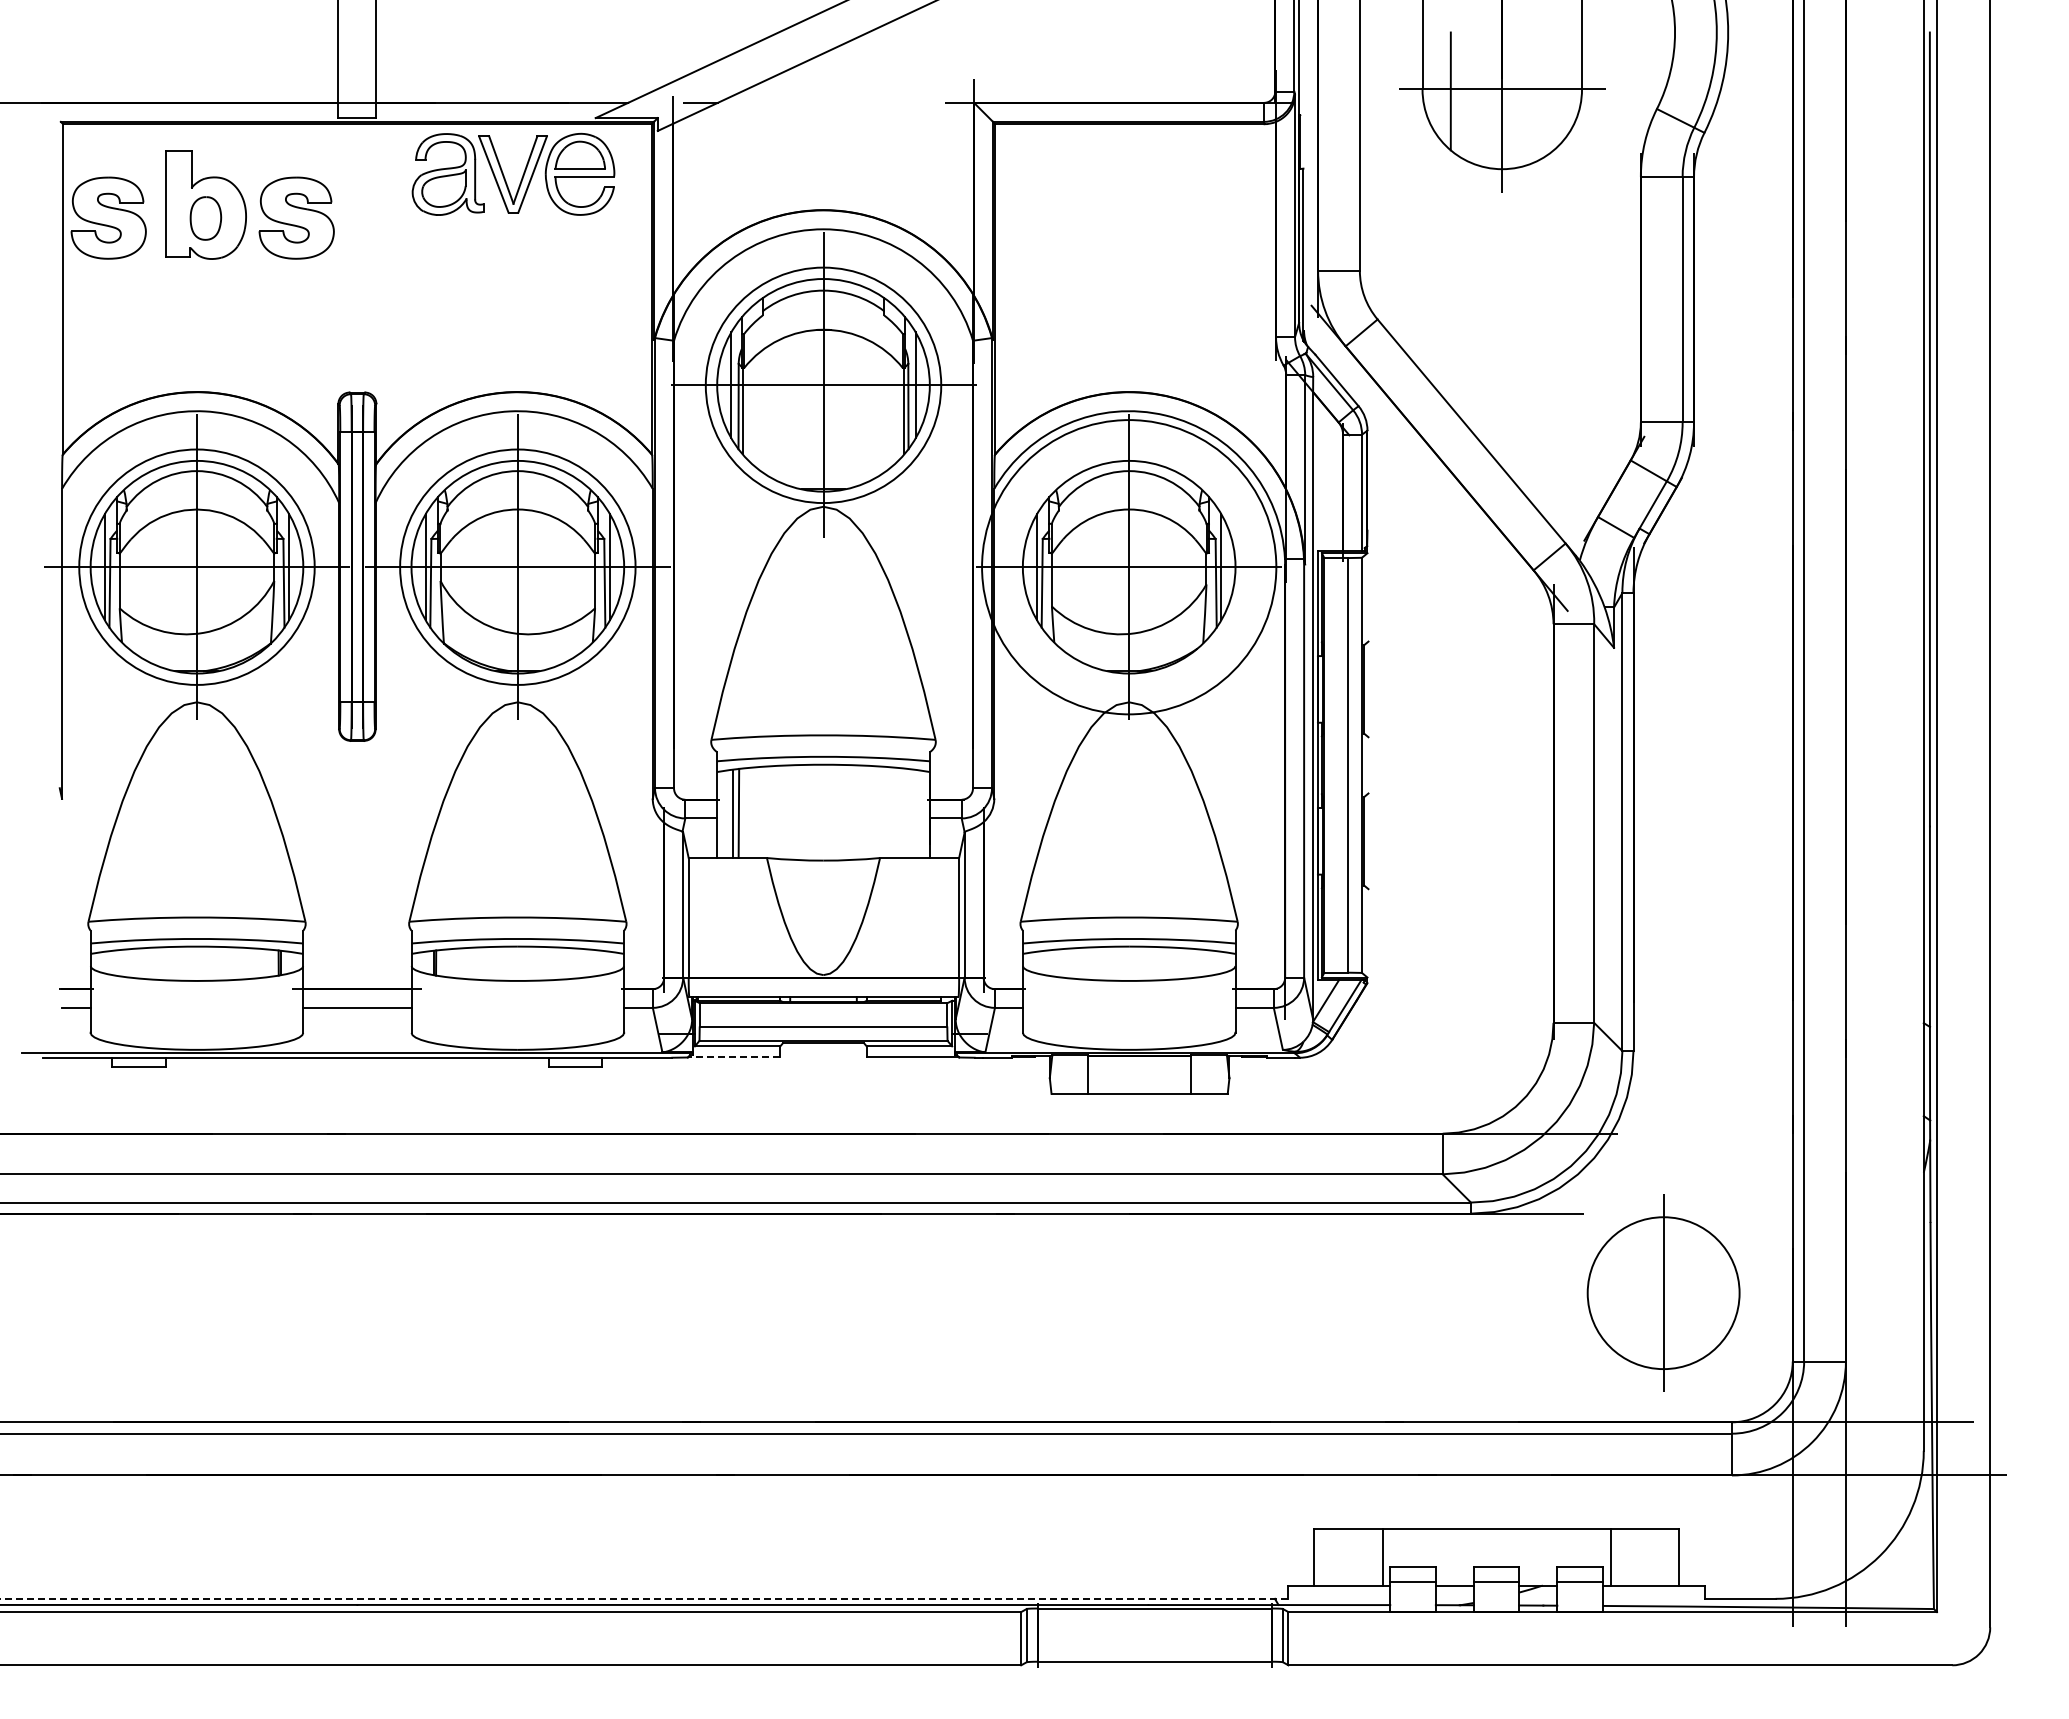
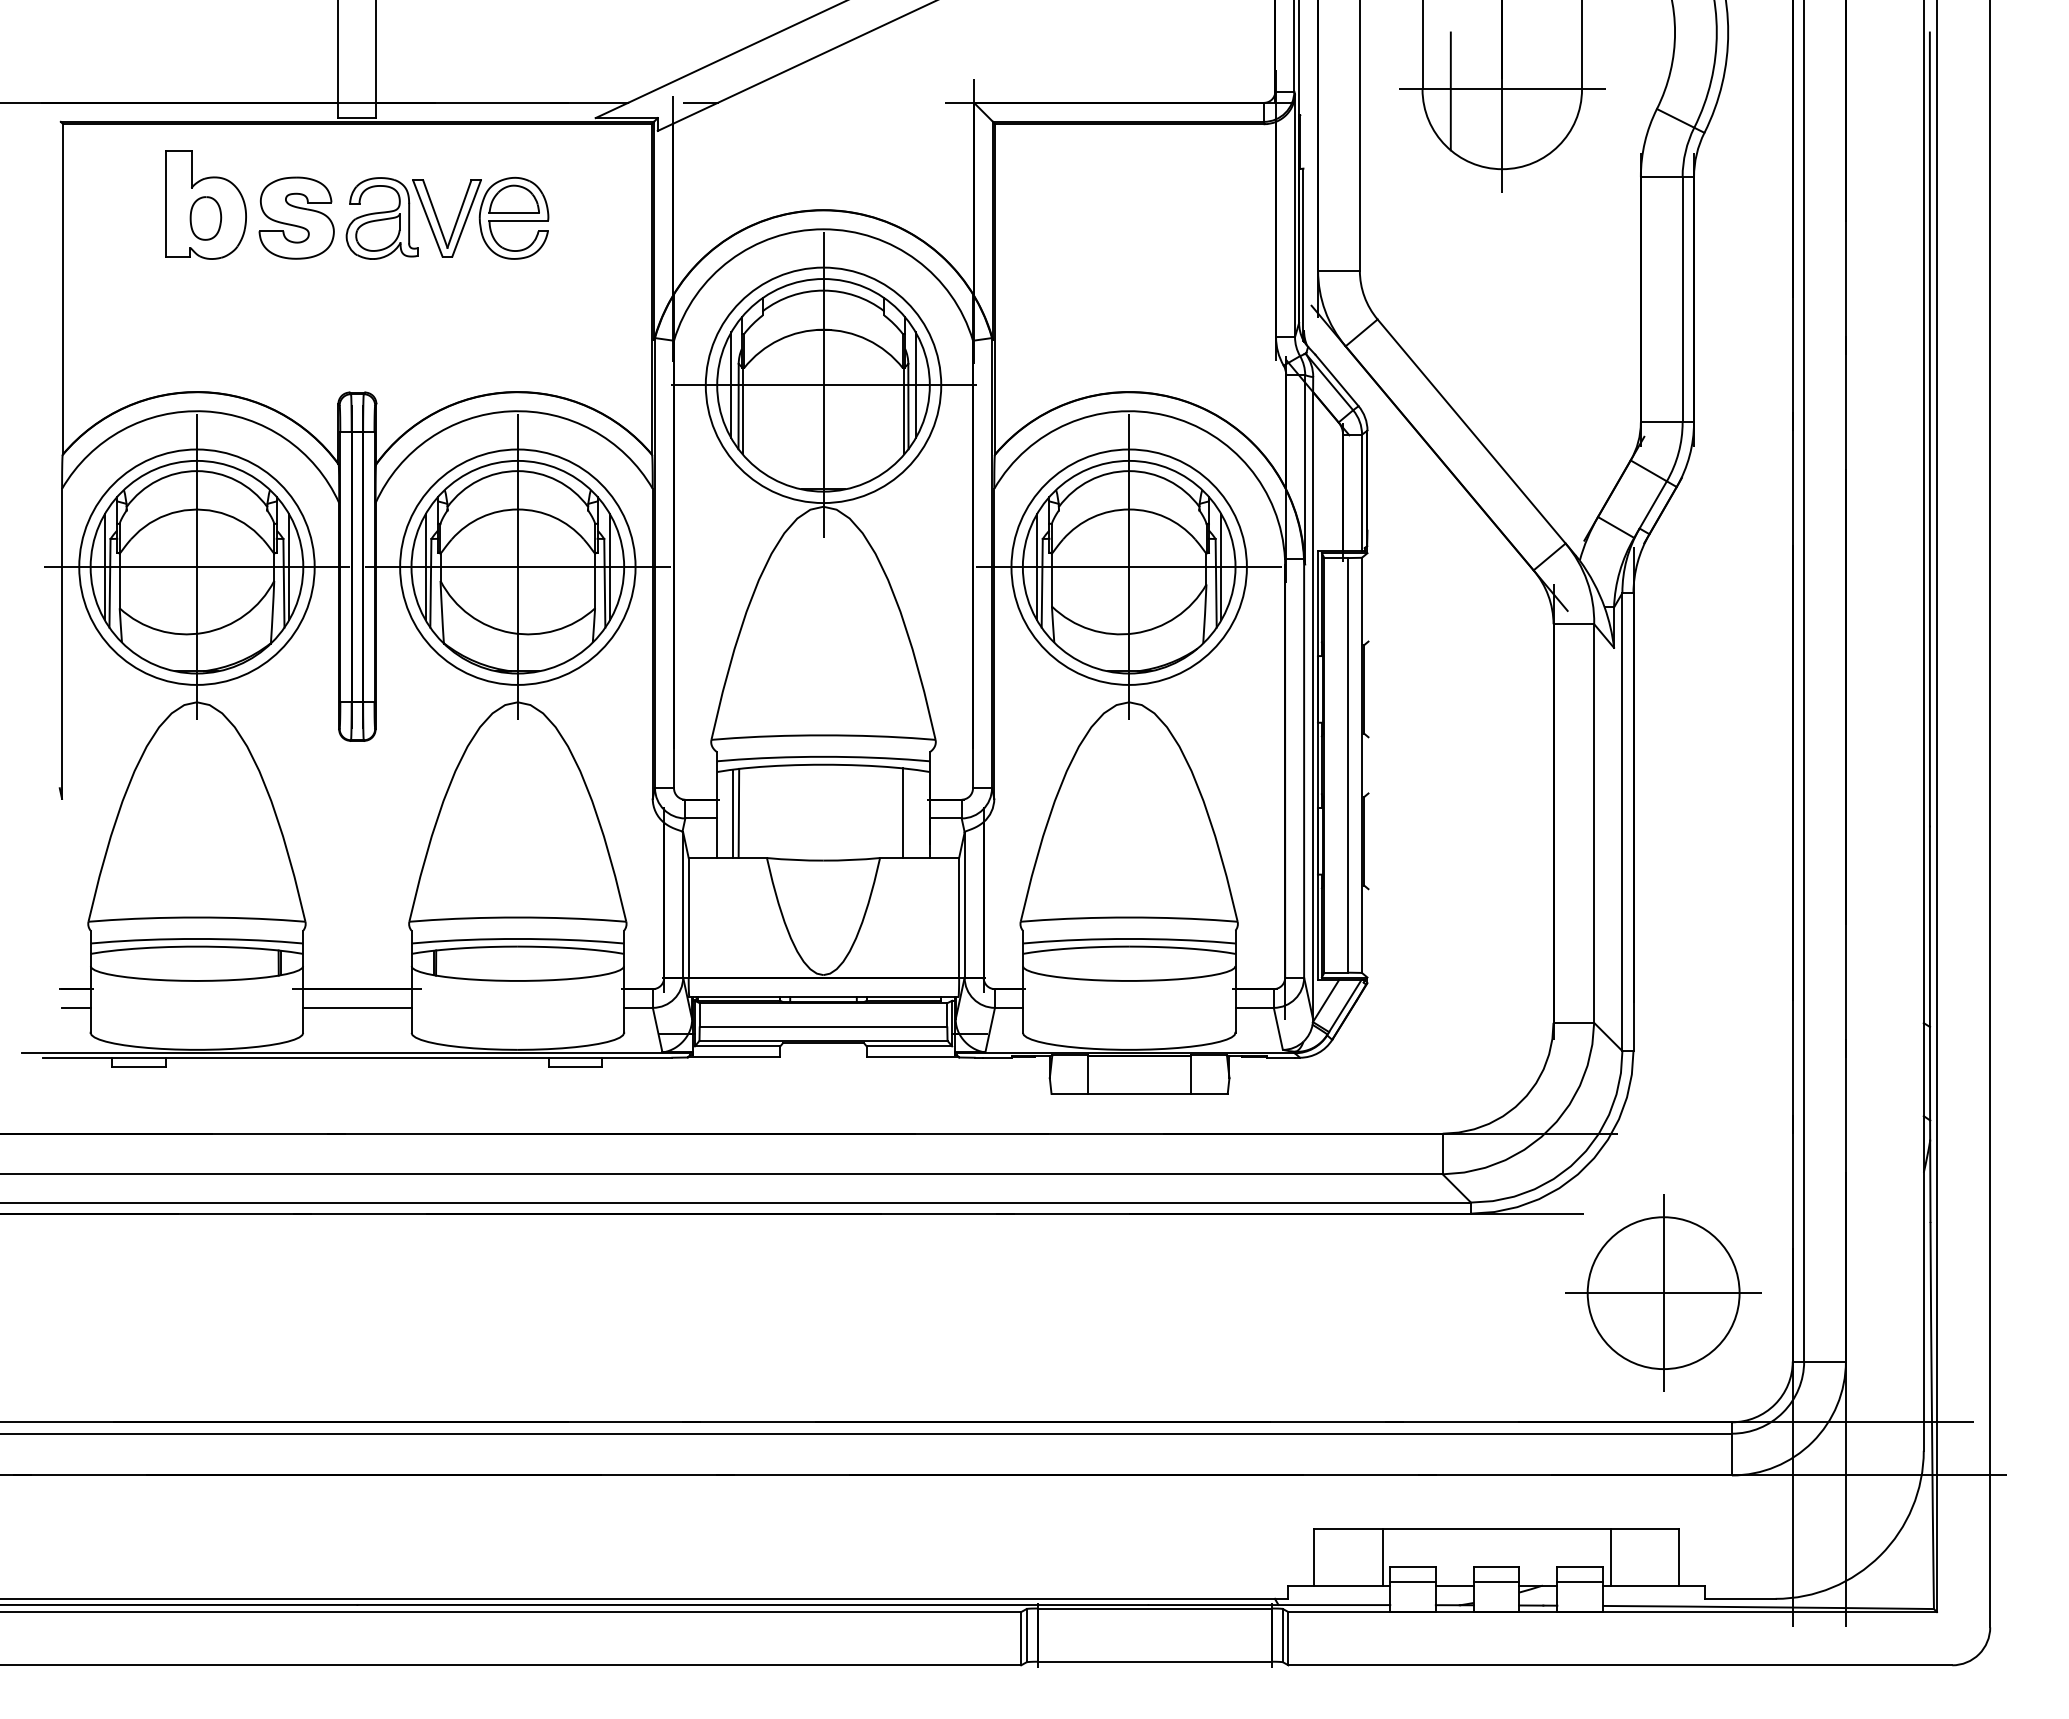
part position: (521, 177) -> (455, 221) (455, 221)
part: present -> none (108, 217)
circle diameter: 294 px -> 235 px (1128, 566)
line: none -> present (903, 813)
line: dashed -> solid (734, 1056)
line: none -> present (1663, 1293)
line: dashed -> solid (643, 1598)
